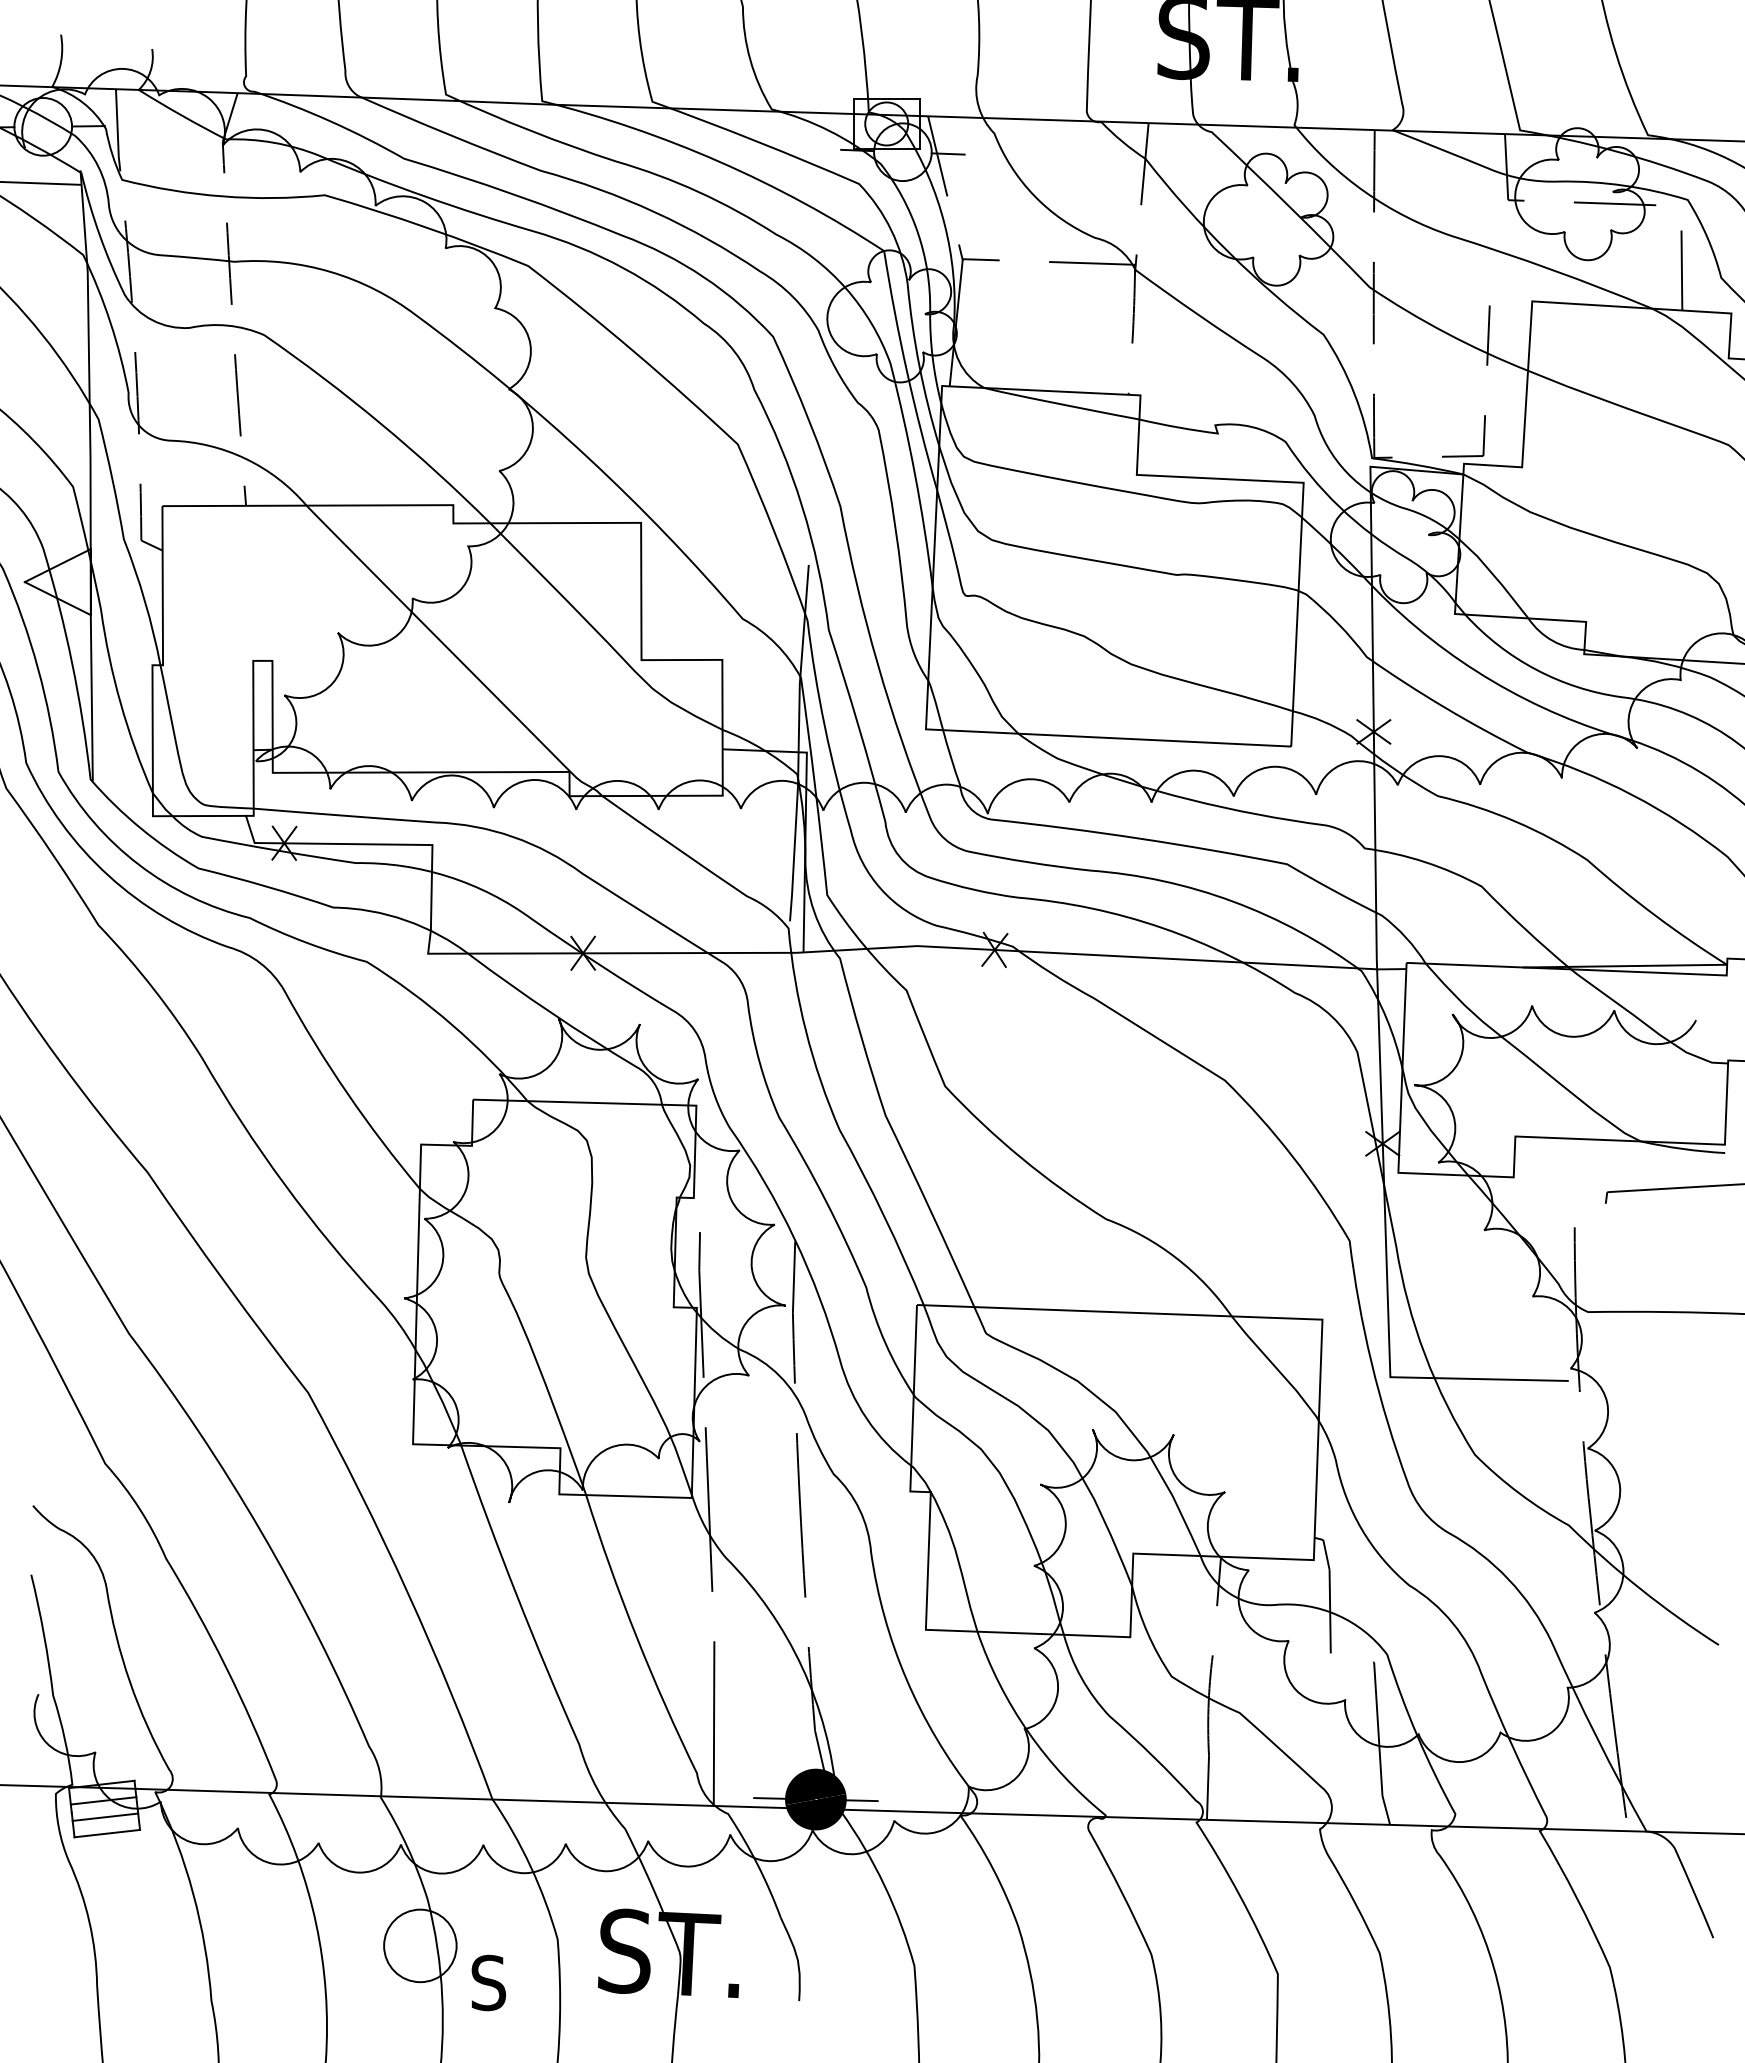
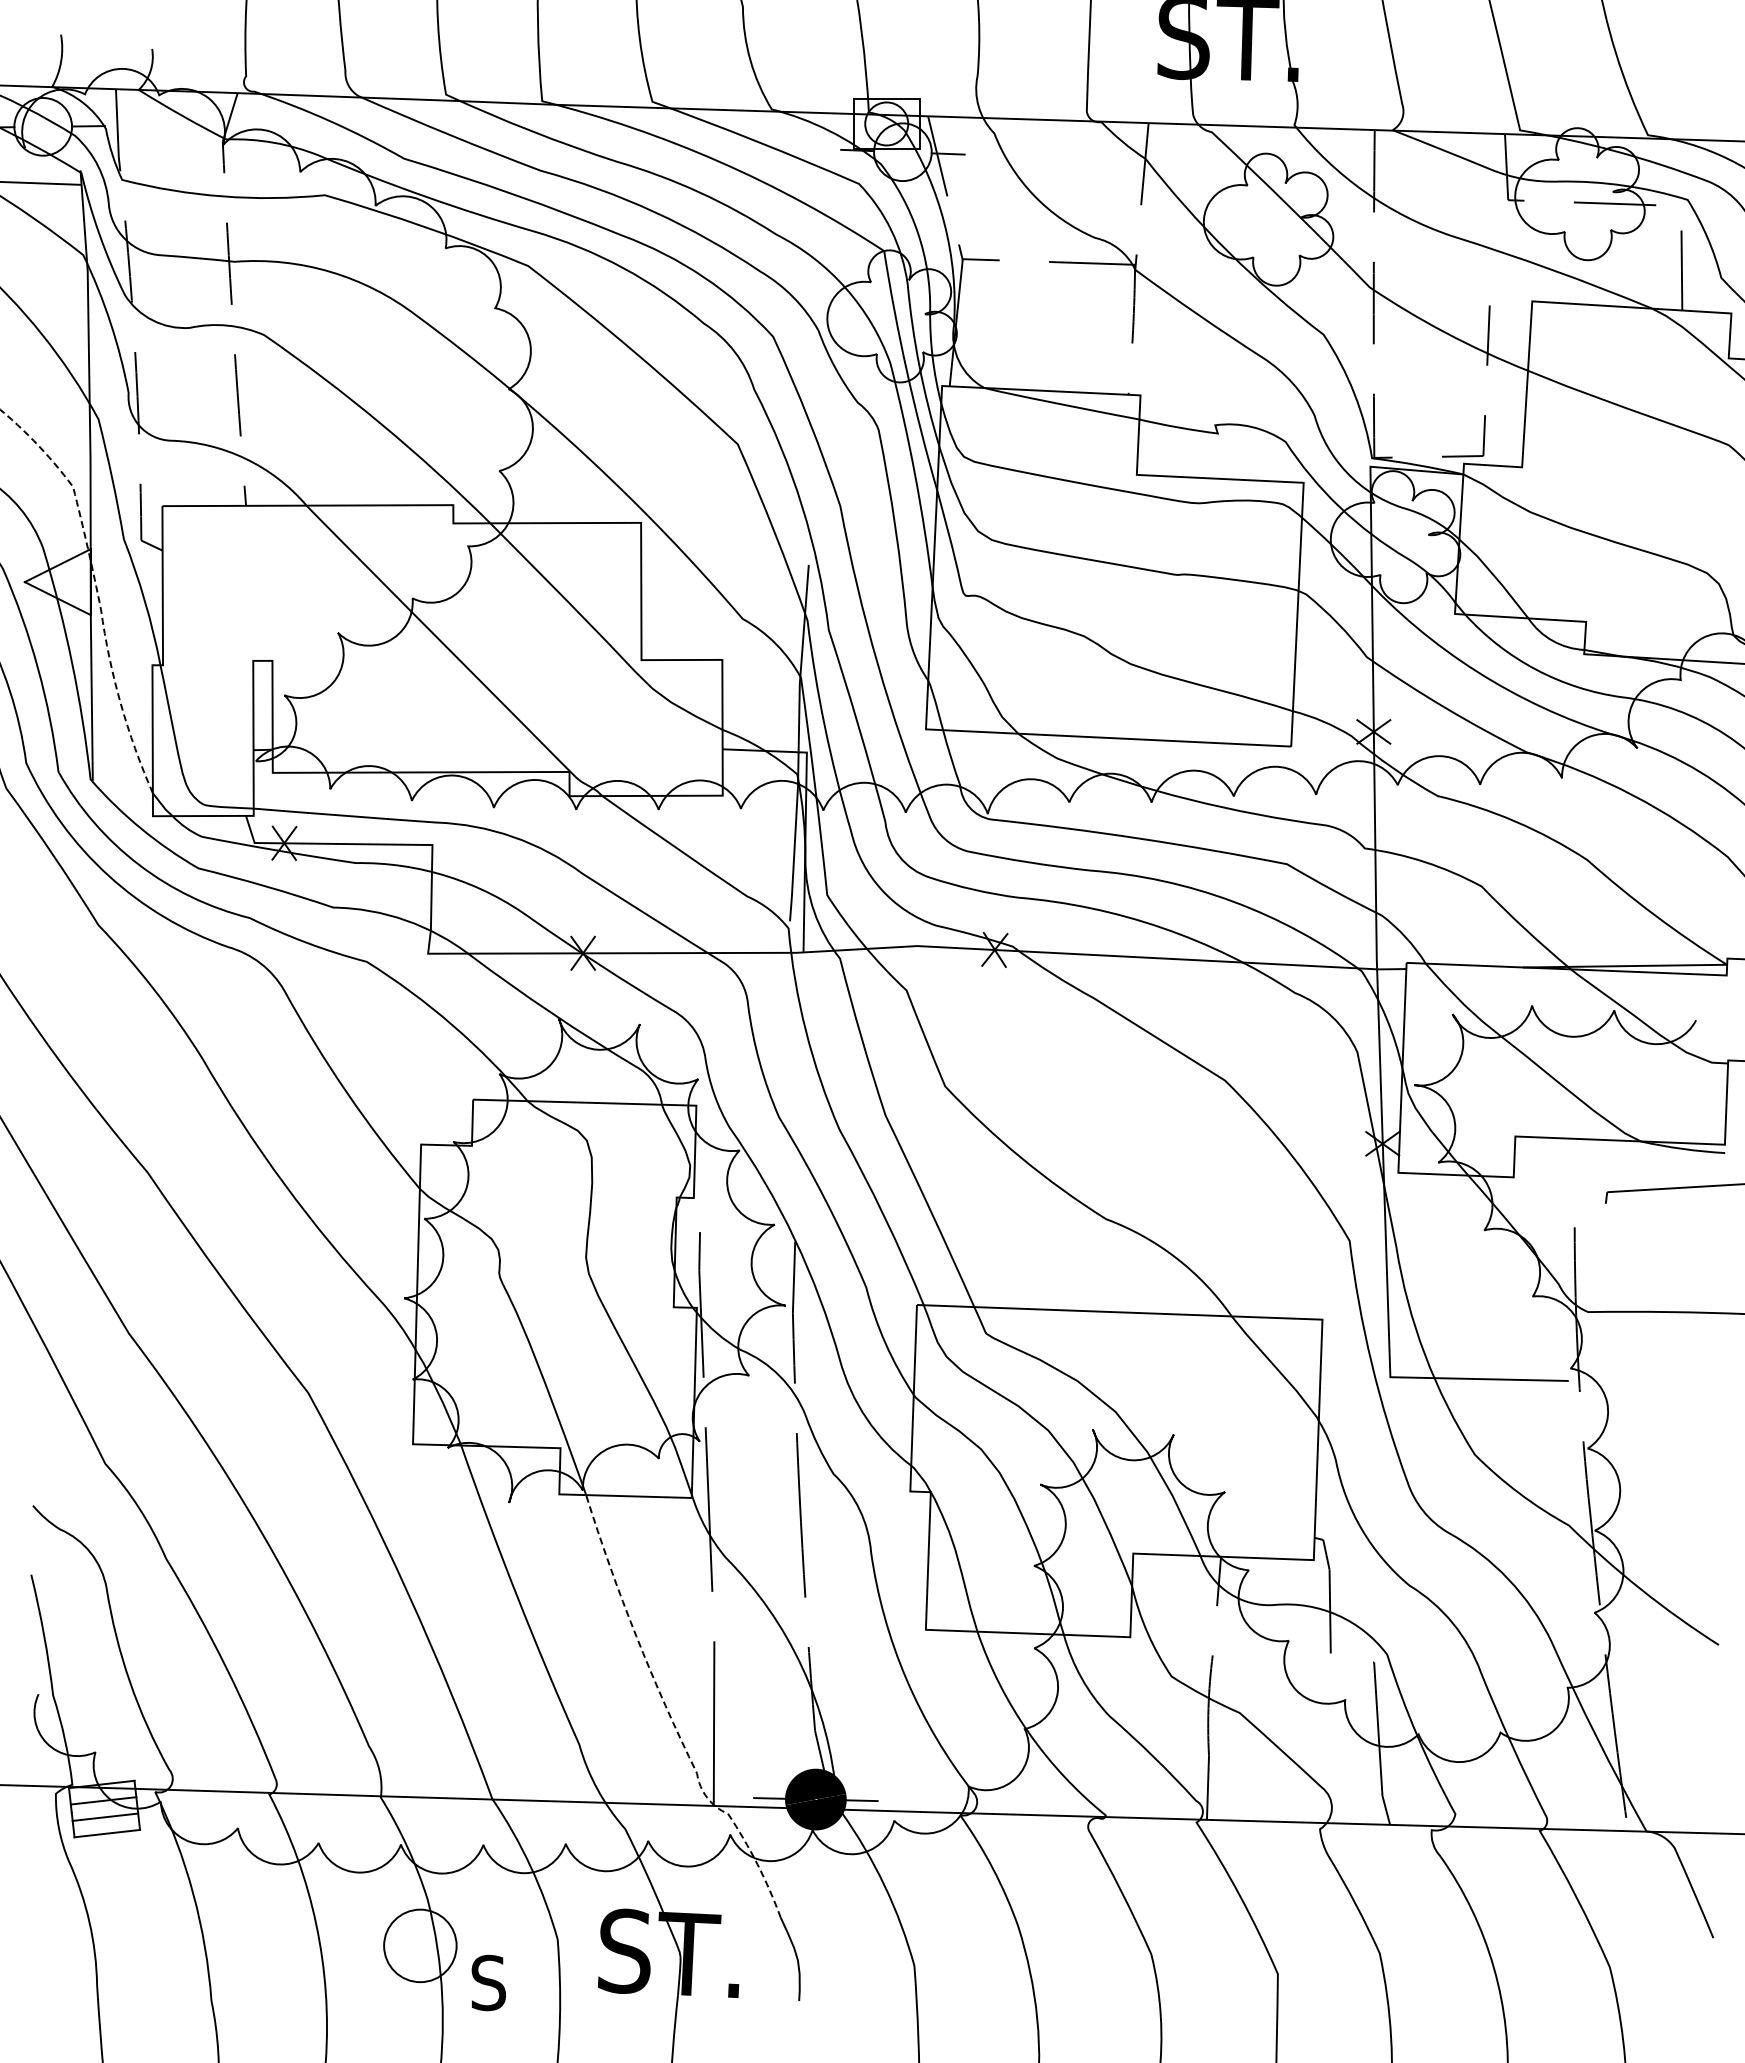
line: solid -> dashed (95, 584)
line: solid -> dashed (672, 1720)
